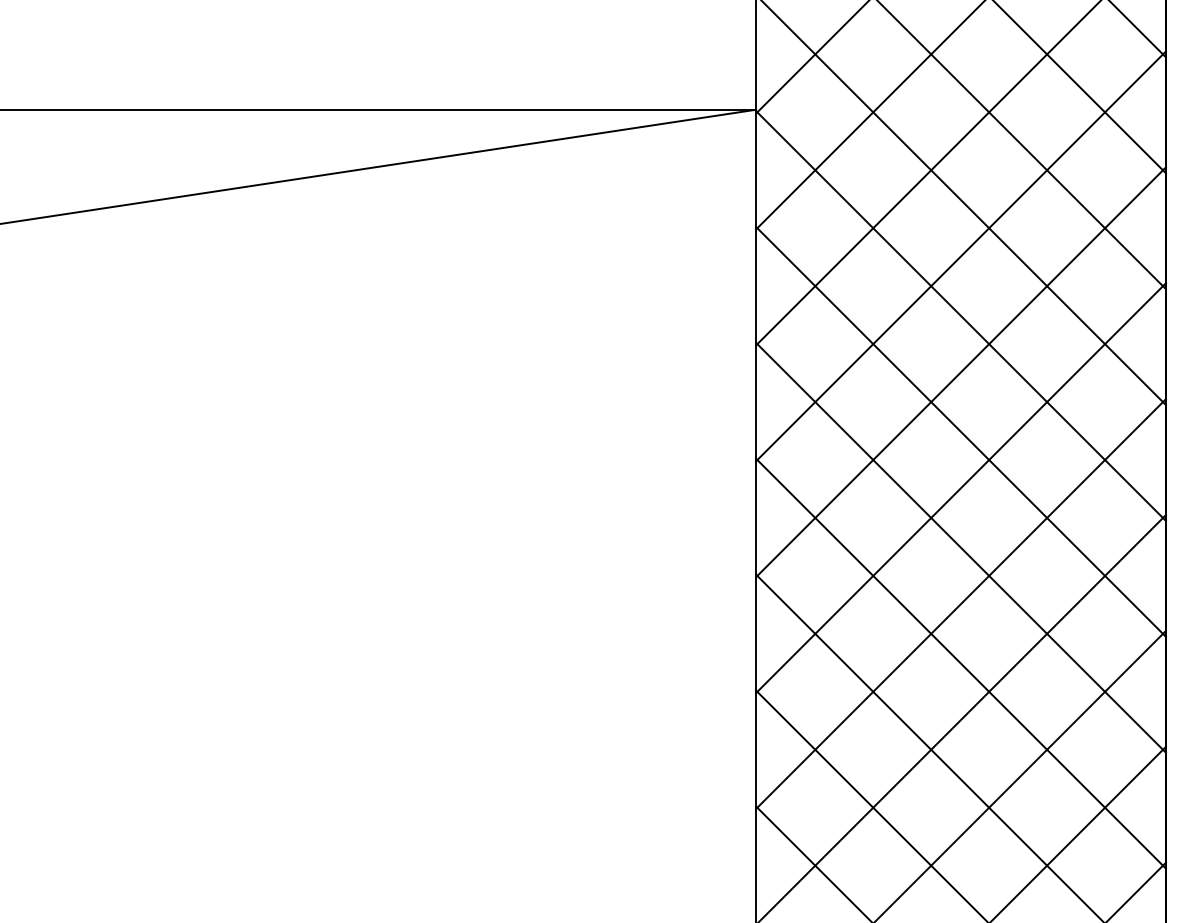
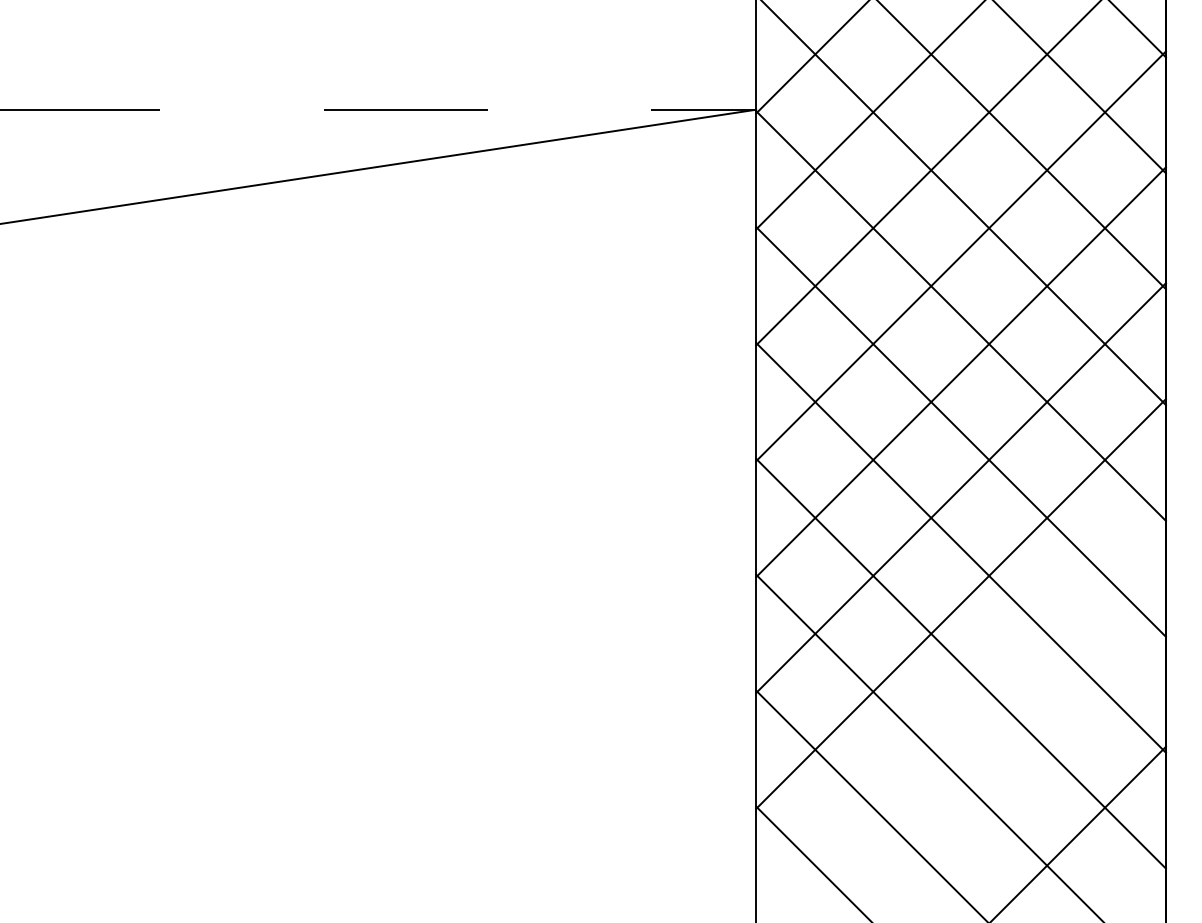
line: solid -> dashed (378, 109)
line: present -> none (963, 717)
line: present -> none (1021, 774)
line: present -> none (1137, 890)
